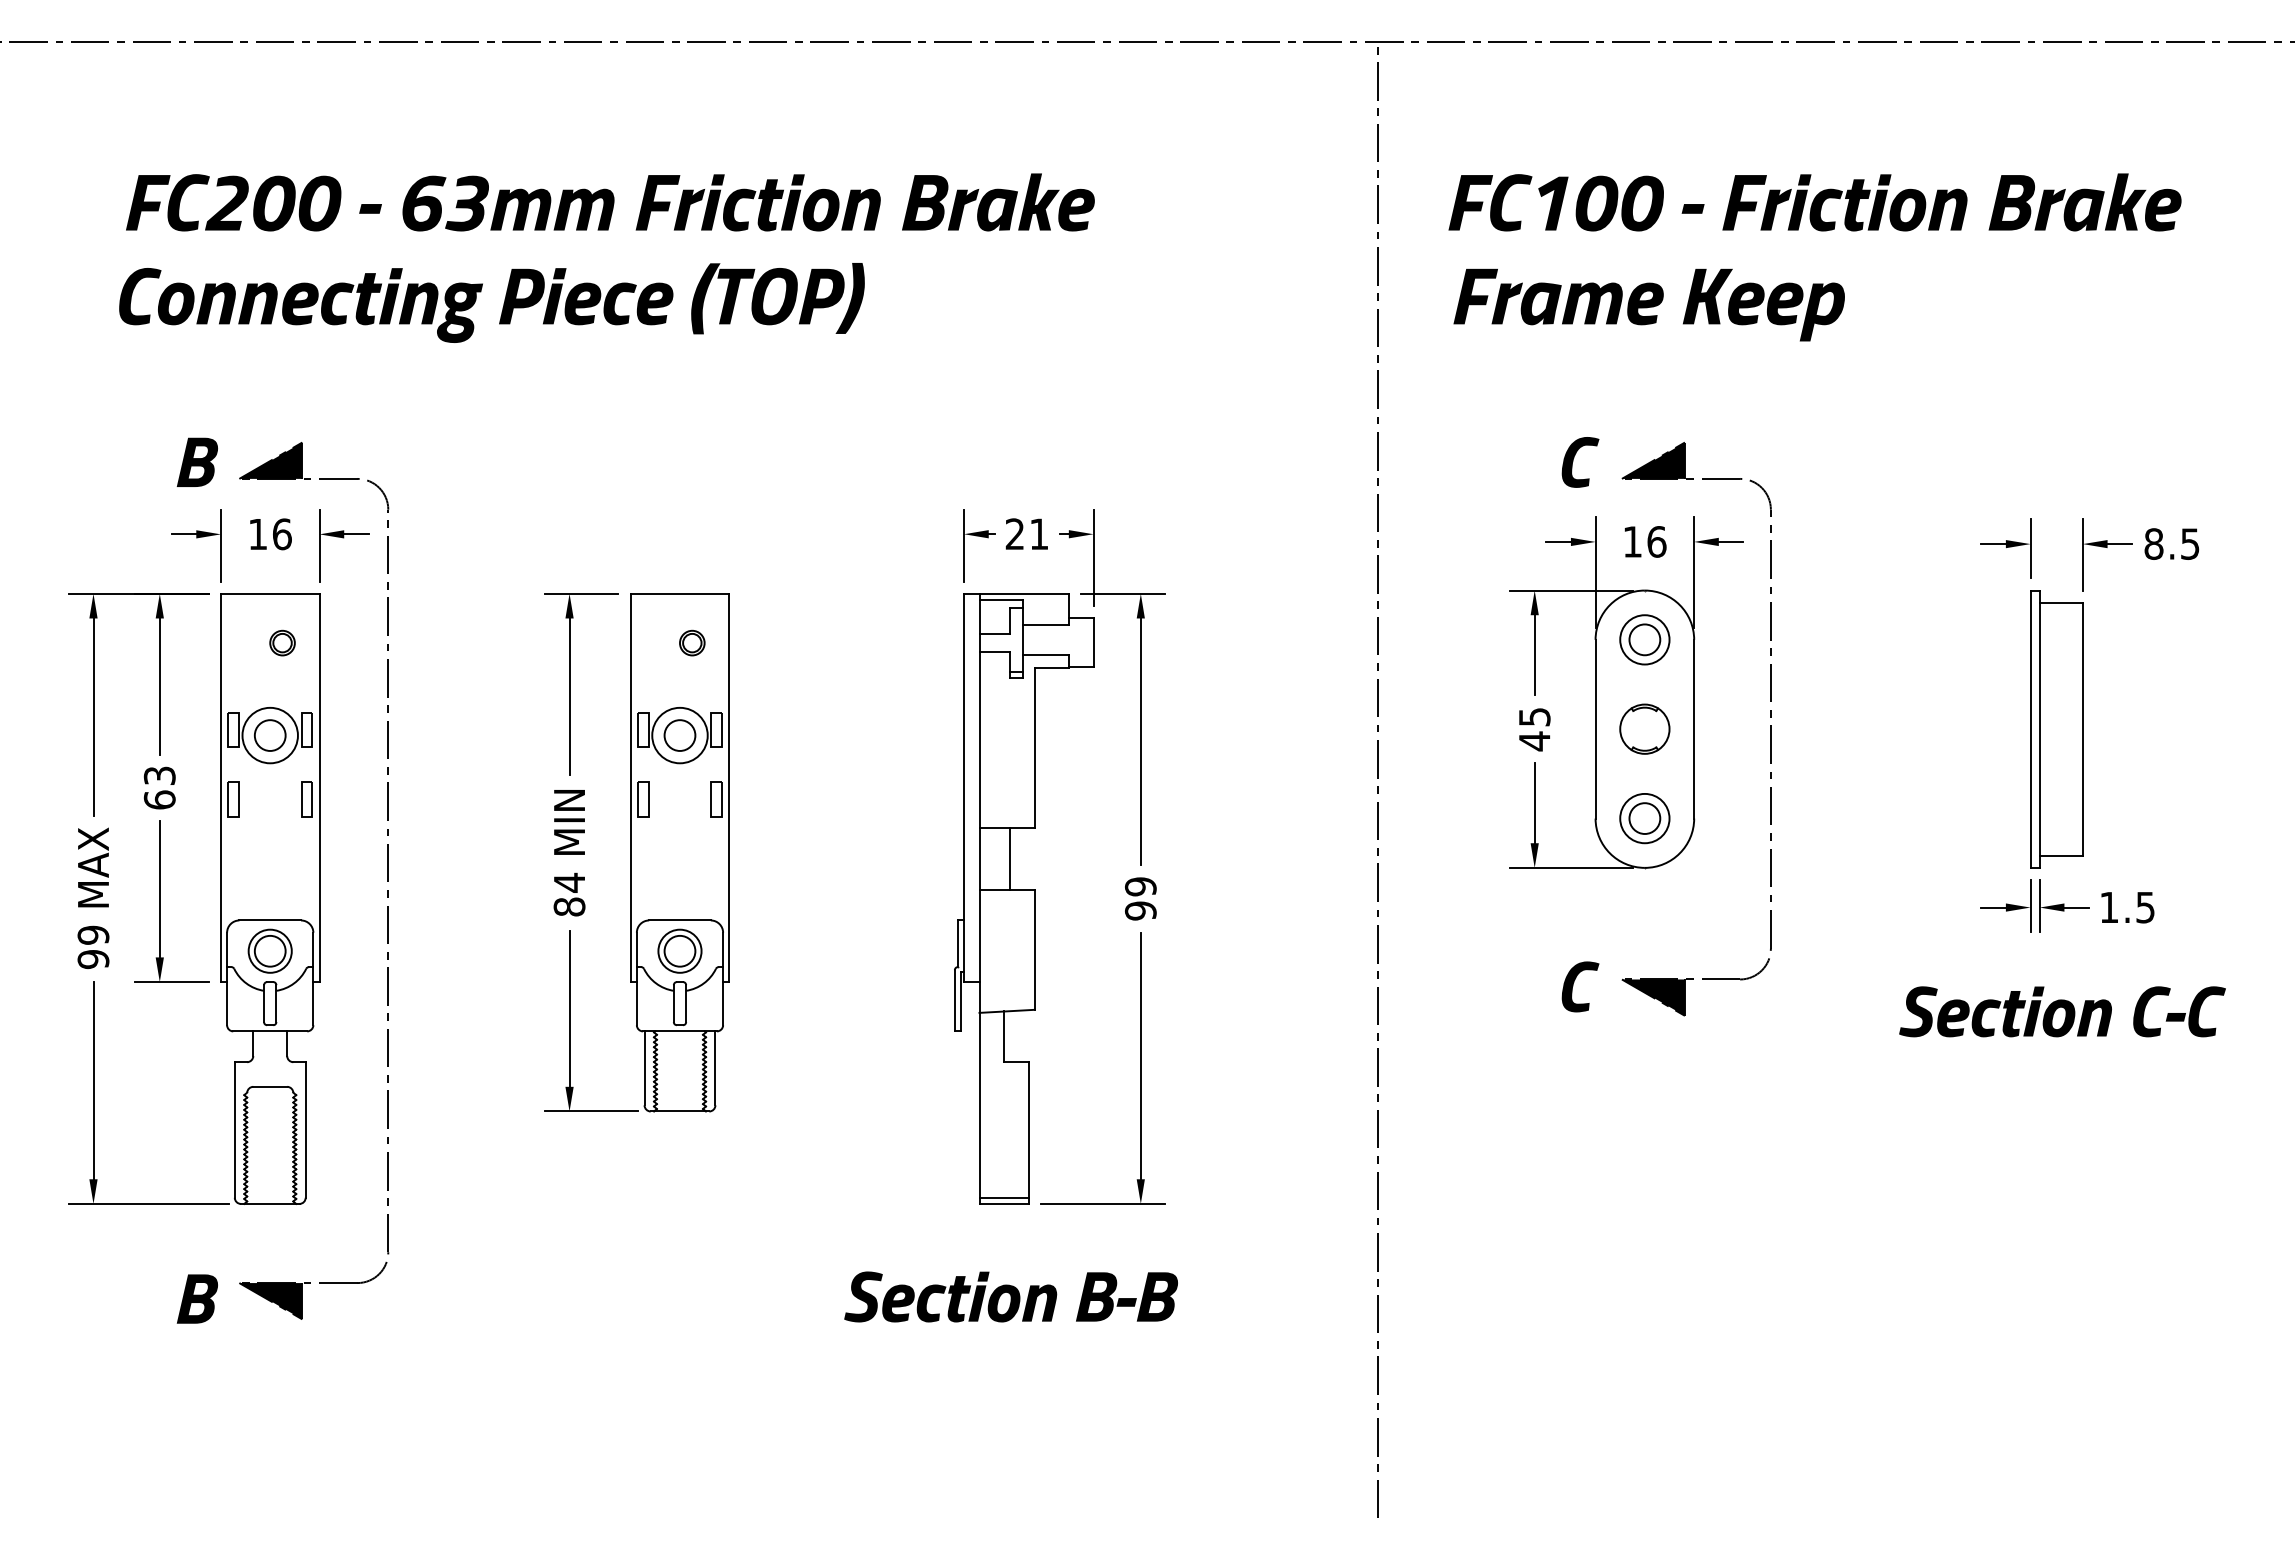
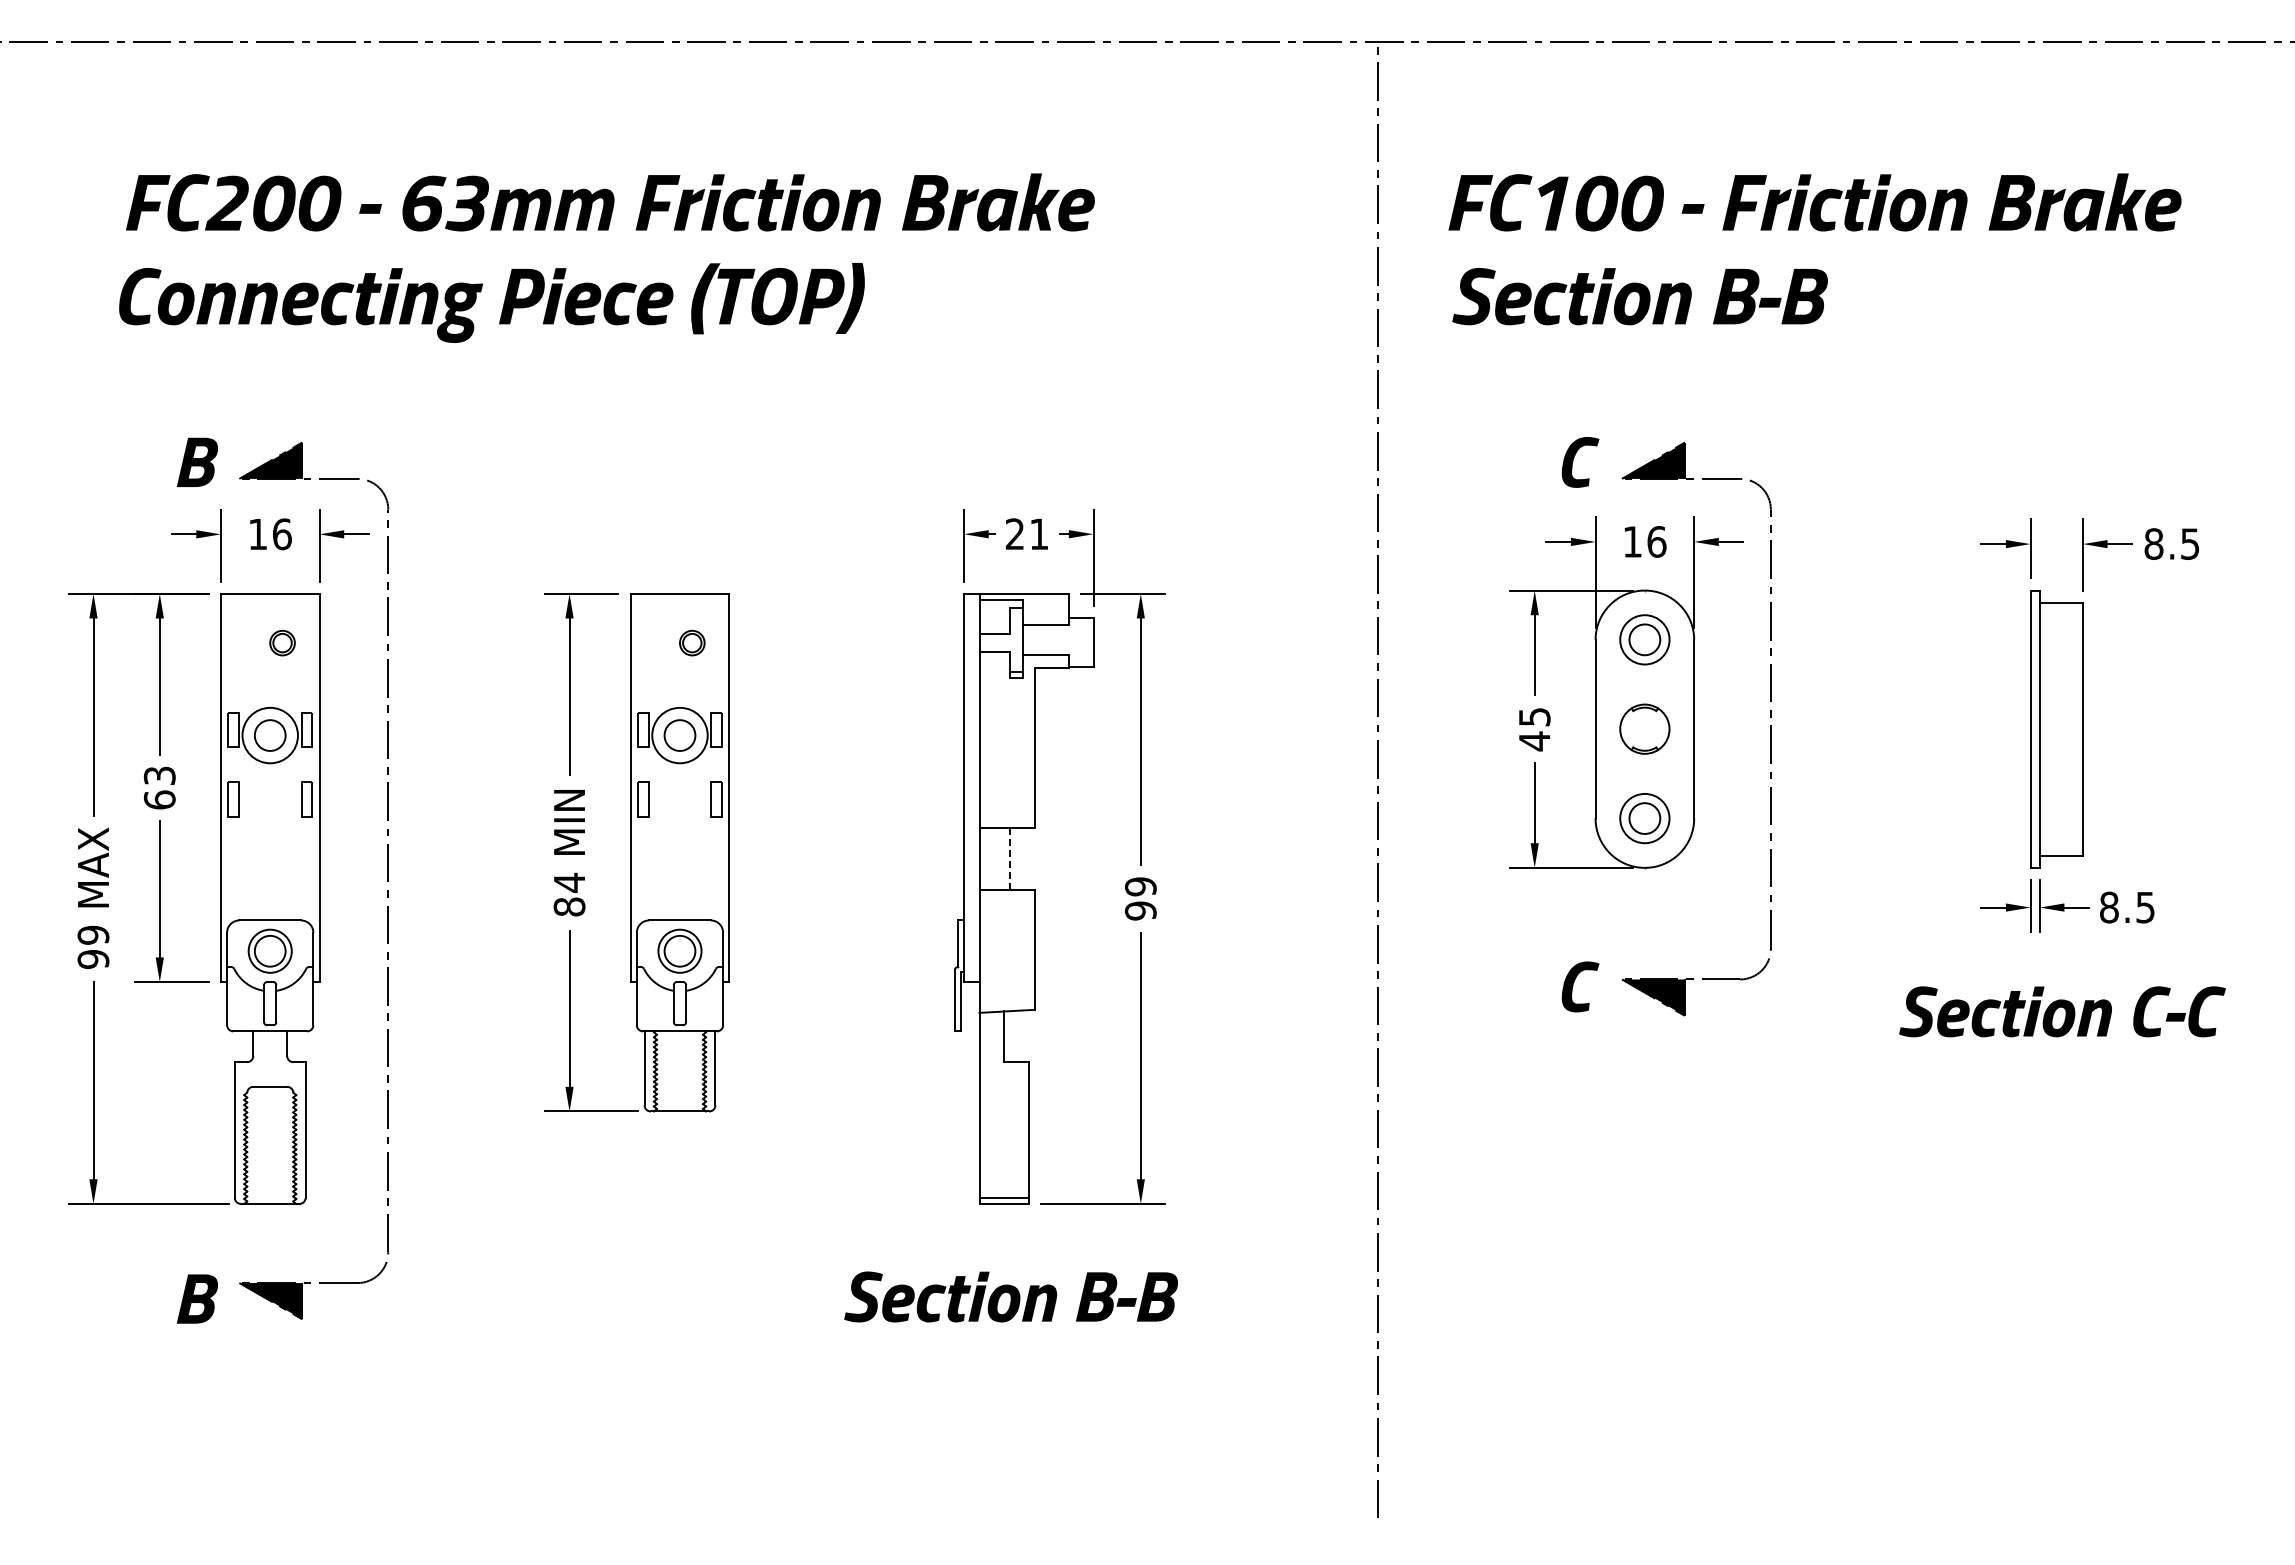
text: Frame Keep -> Section B-B (1648, 304)
line: solid -> dashed (1010, 858)
text: 1.5 -> 8.5 (2109, 907)
